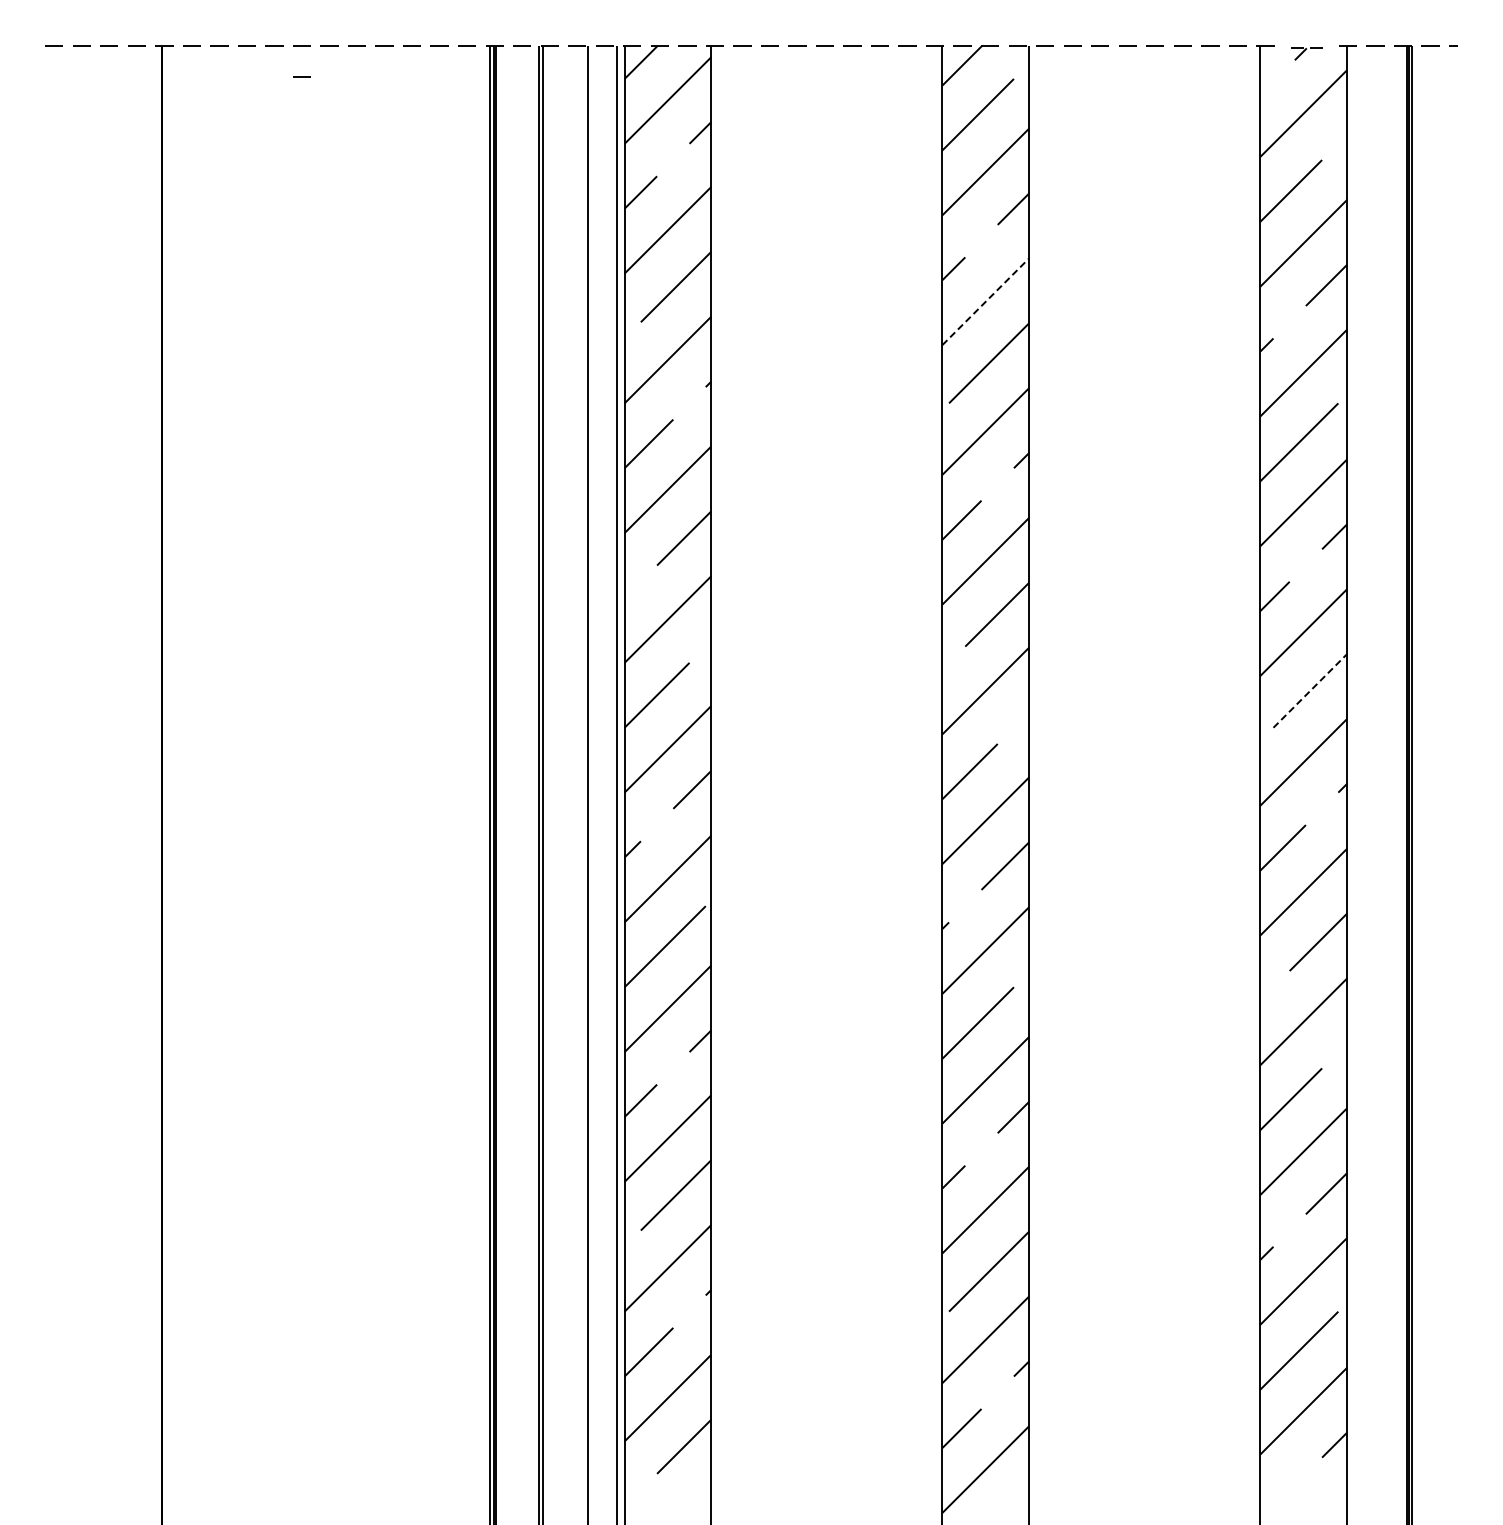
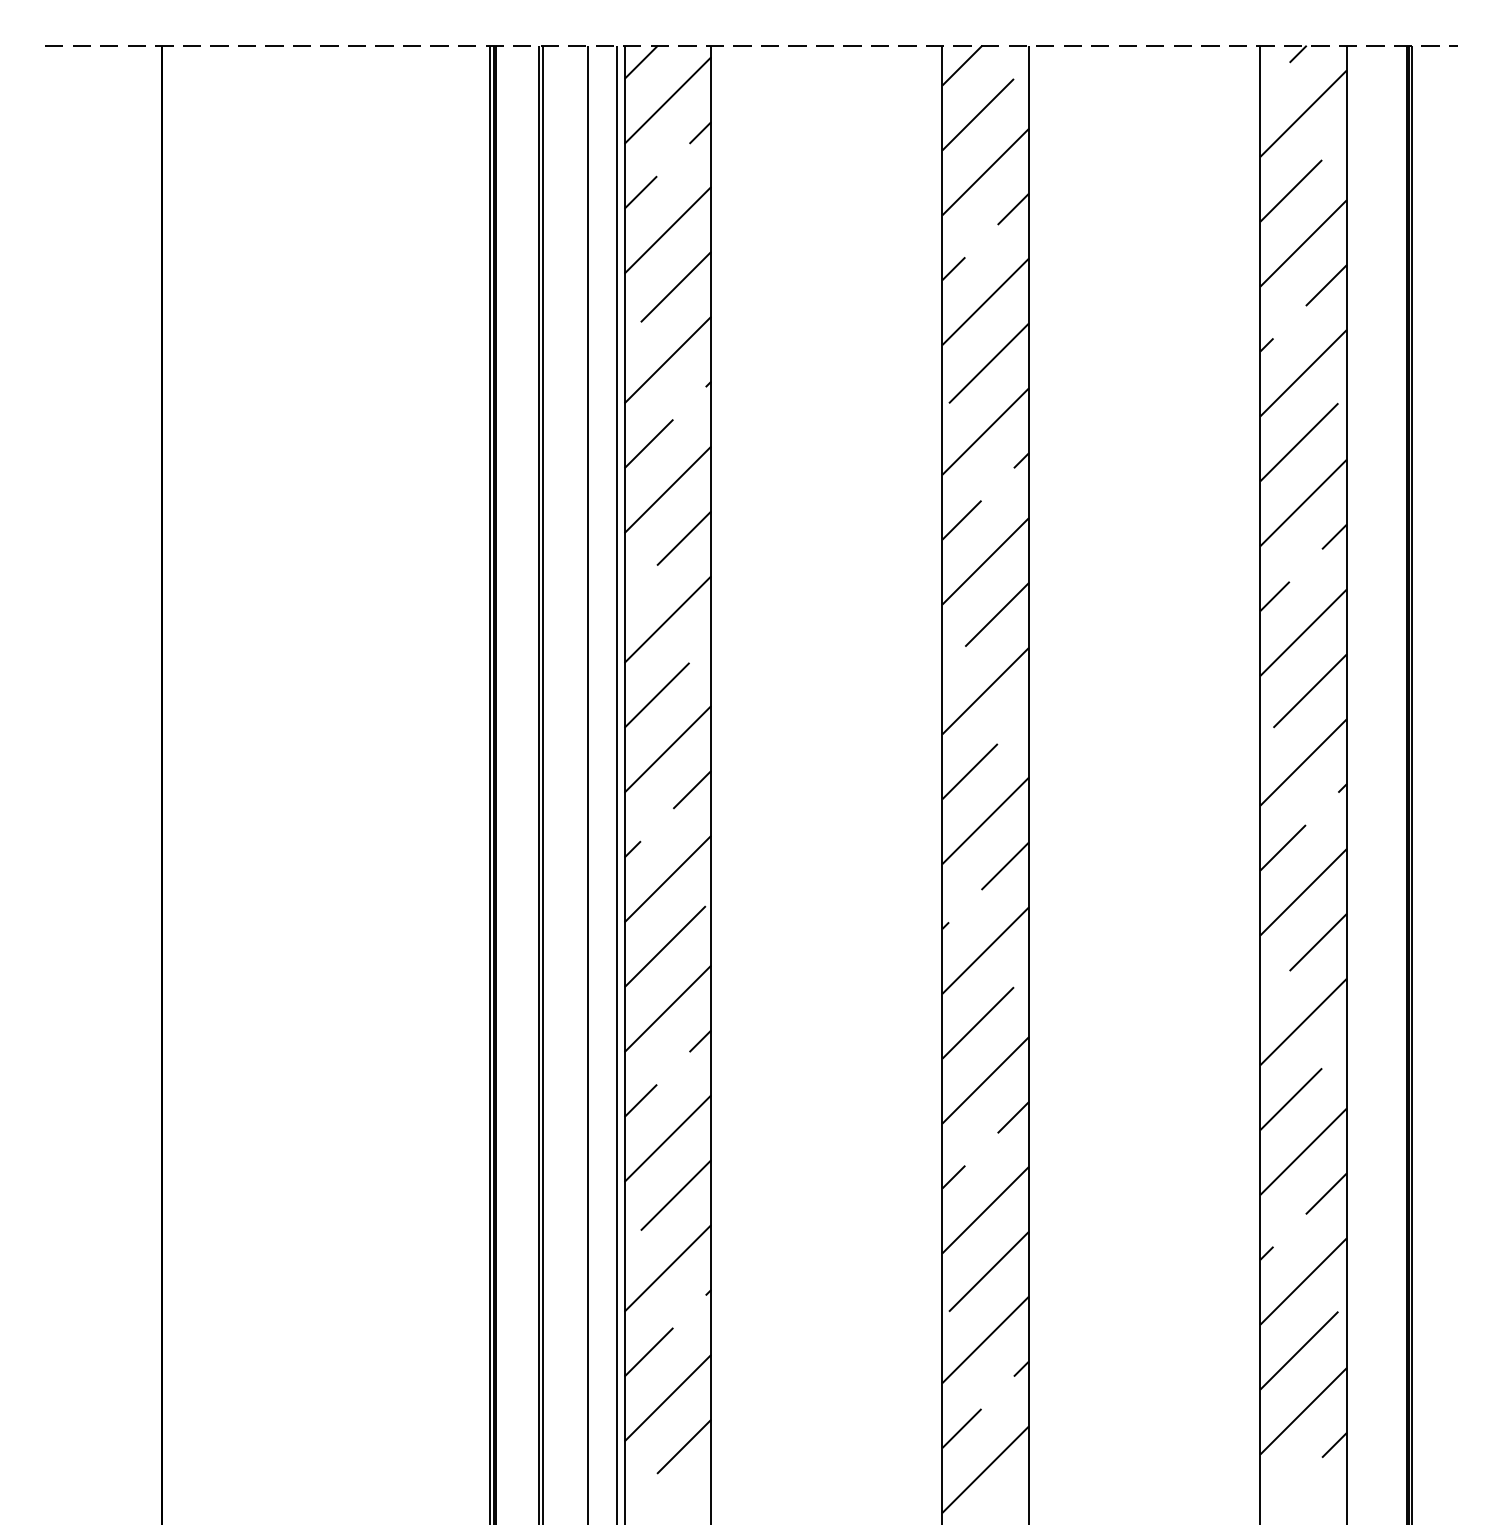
part size: 32x14 px -> 46x19 px (1306, 54)
line: present -> none (301, 76)
line: dashed -> solid (986, 301)
line: dashed -> solid (1310, 690)
